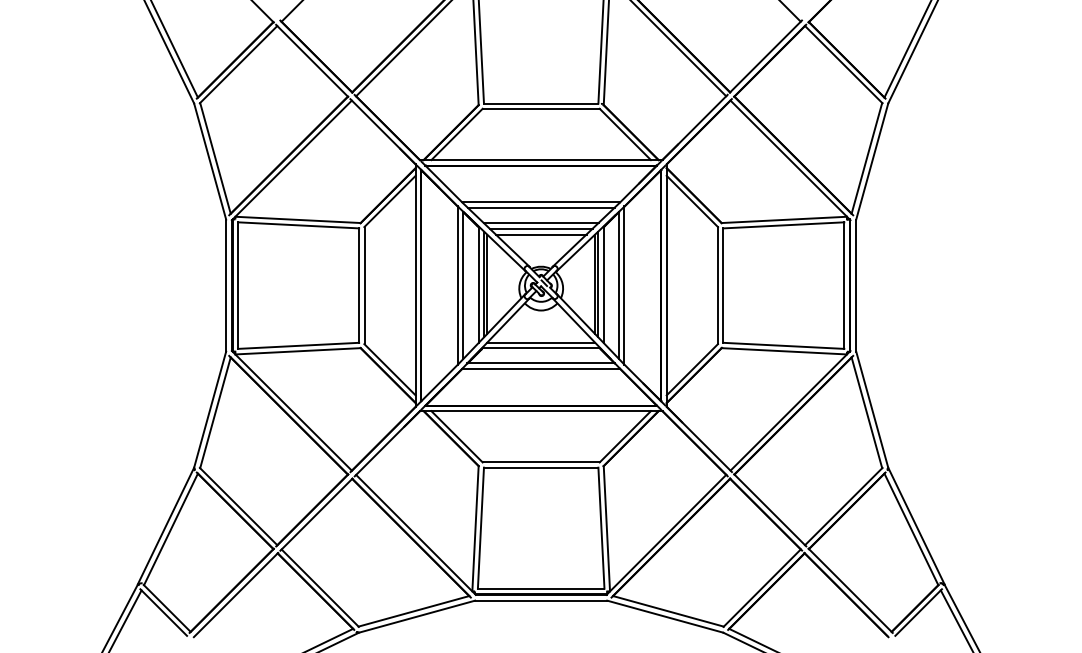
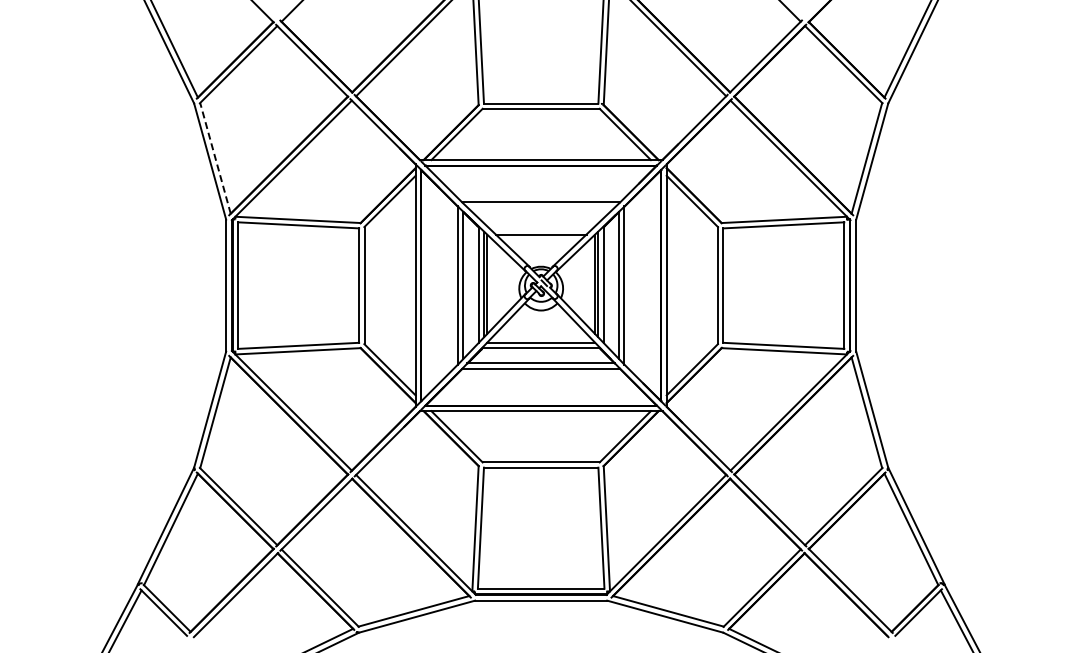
line: solid -> dashed (215, 157)
line: present -> none (540, 207)
line: present -> none (540, 223)
line: present -> none (540, 228)
